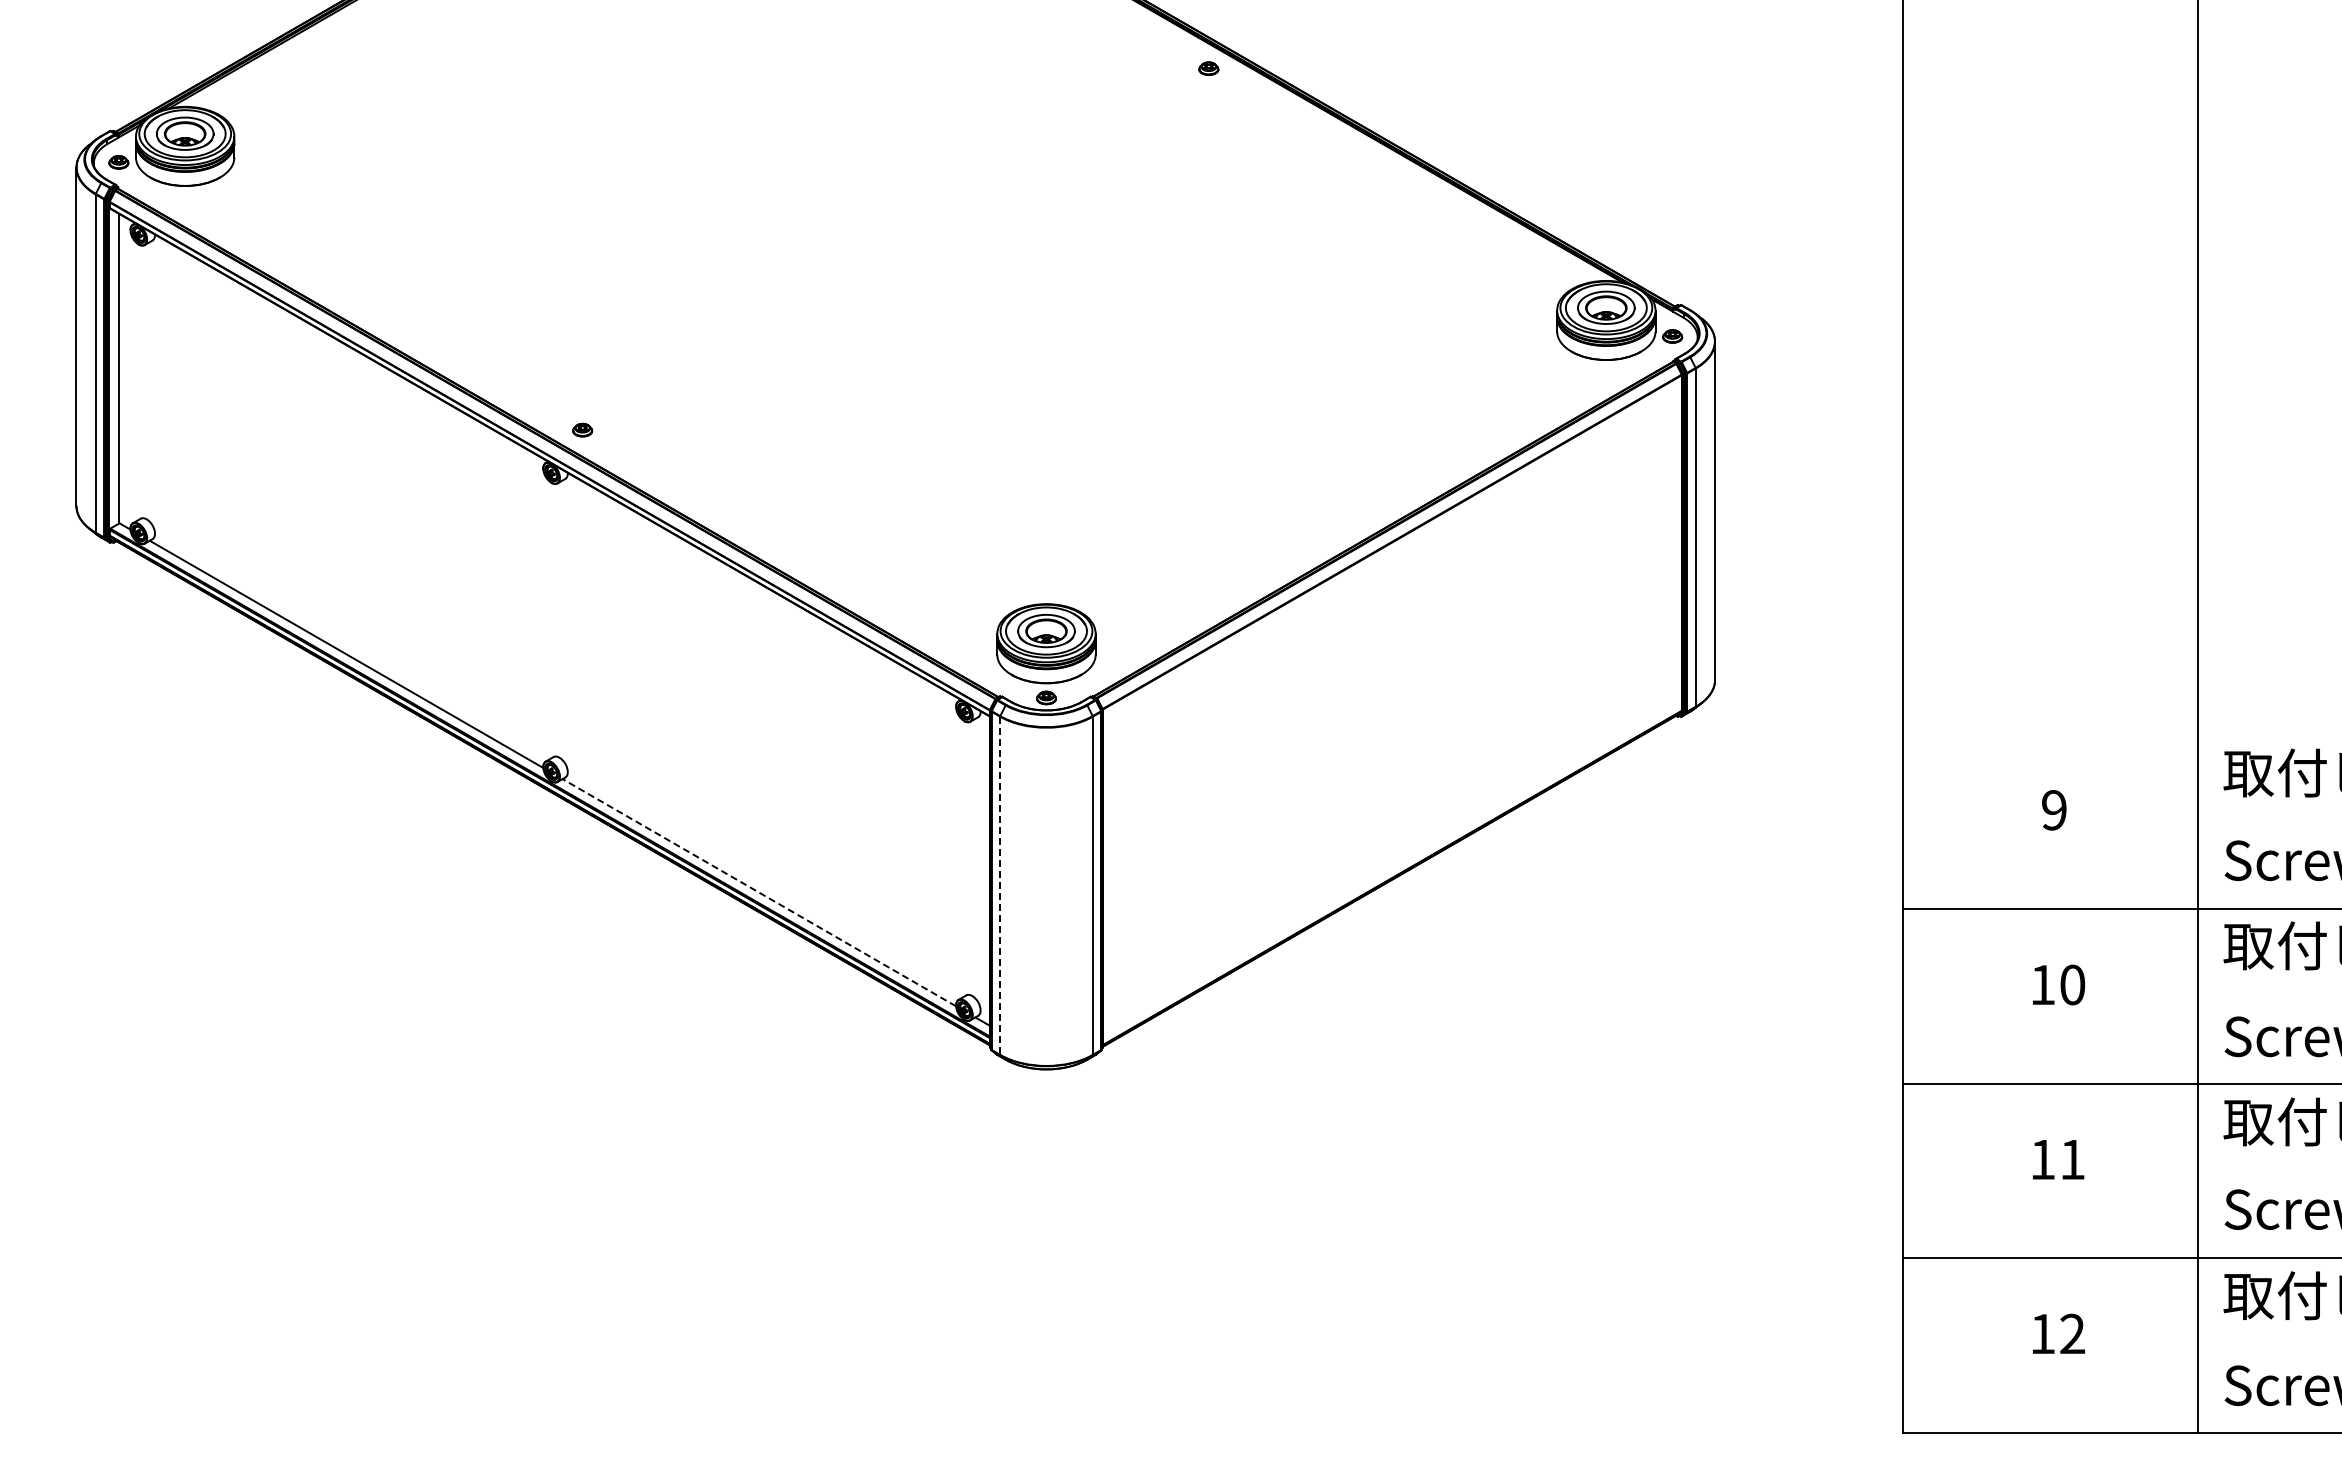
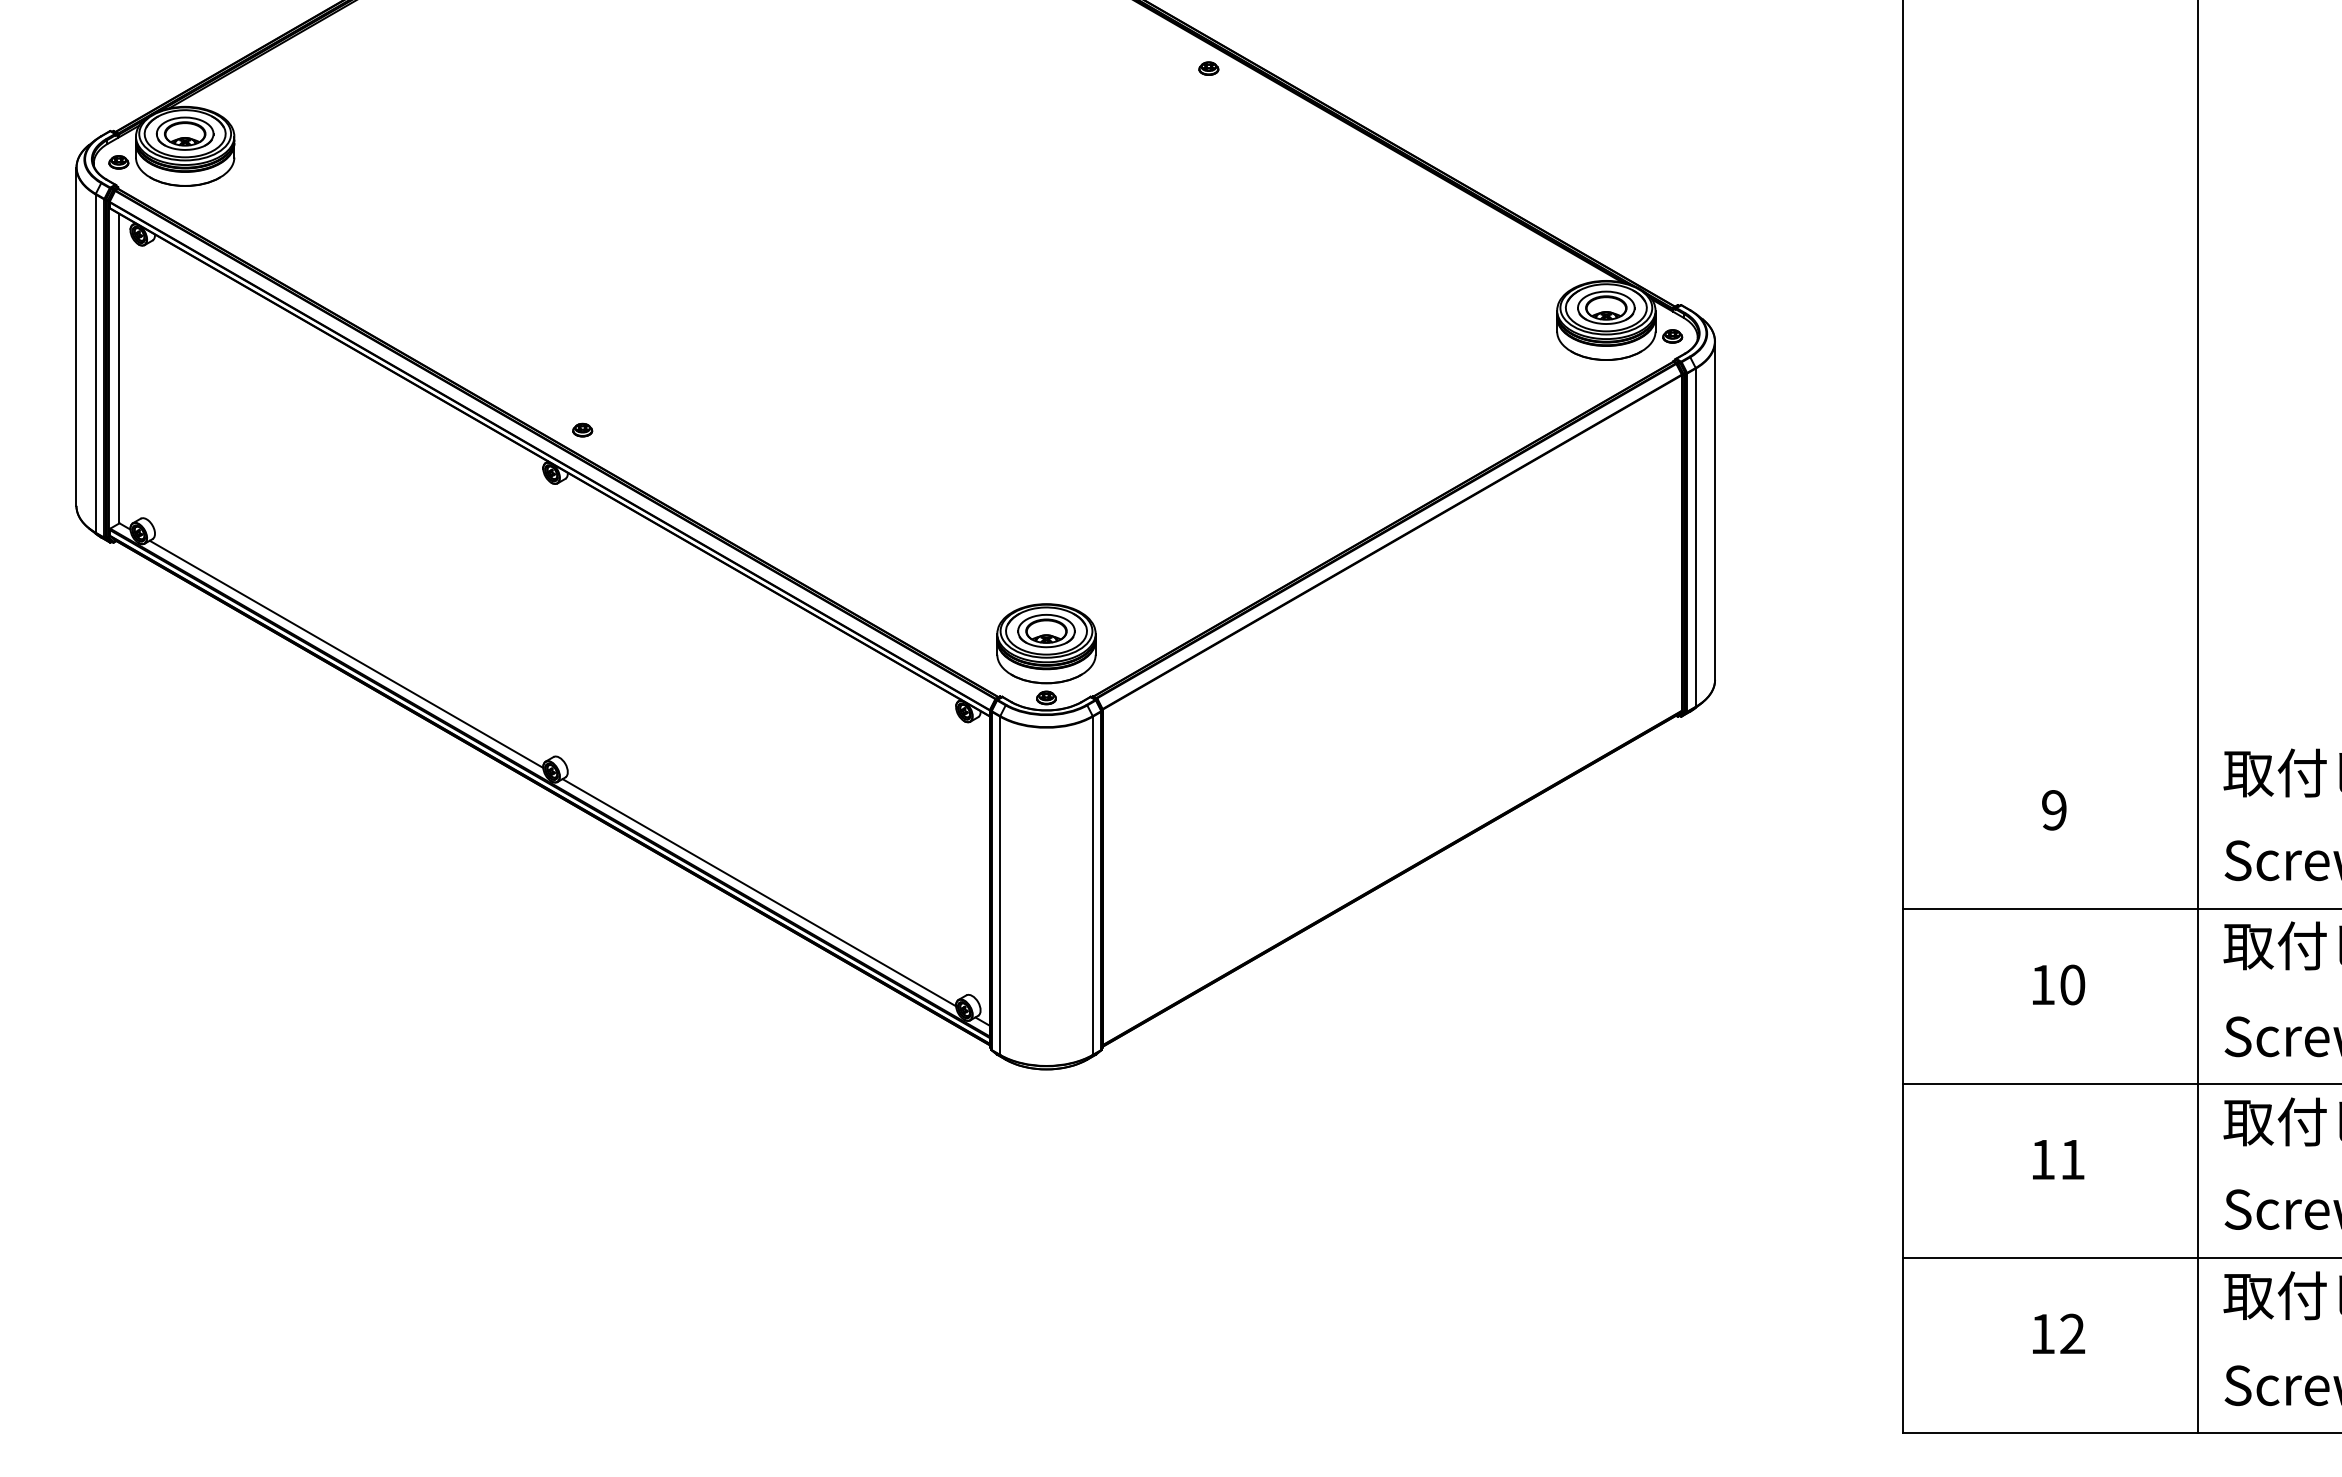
line: dashed -> solid (1000, 886)
line: dashed -> solid (758, 892)
